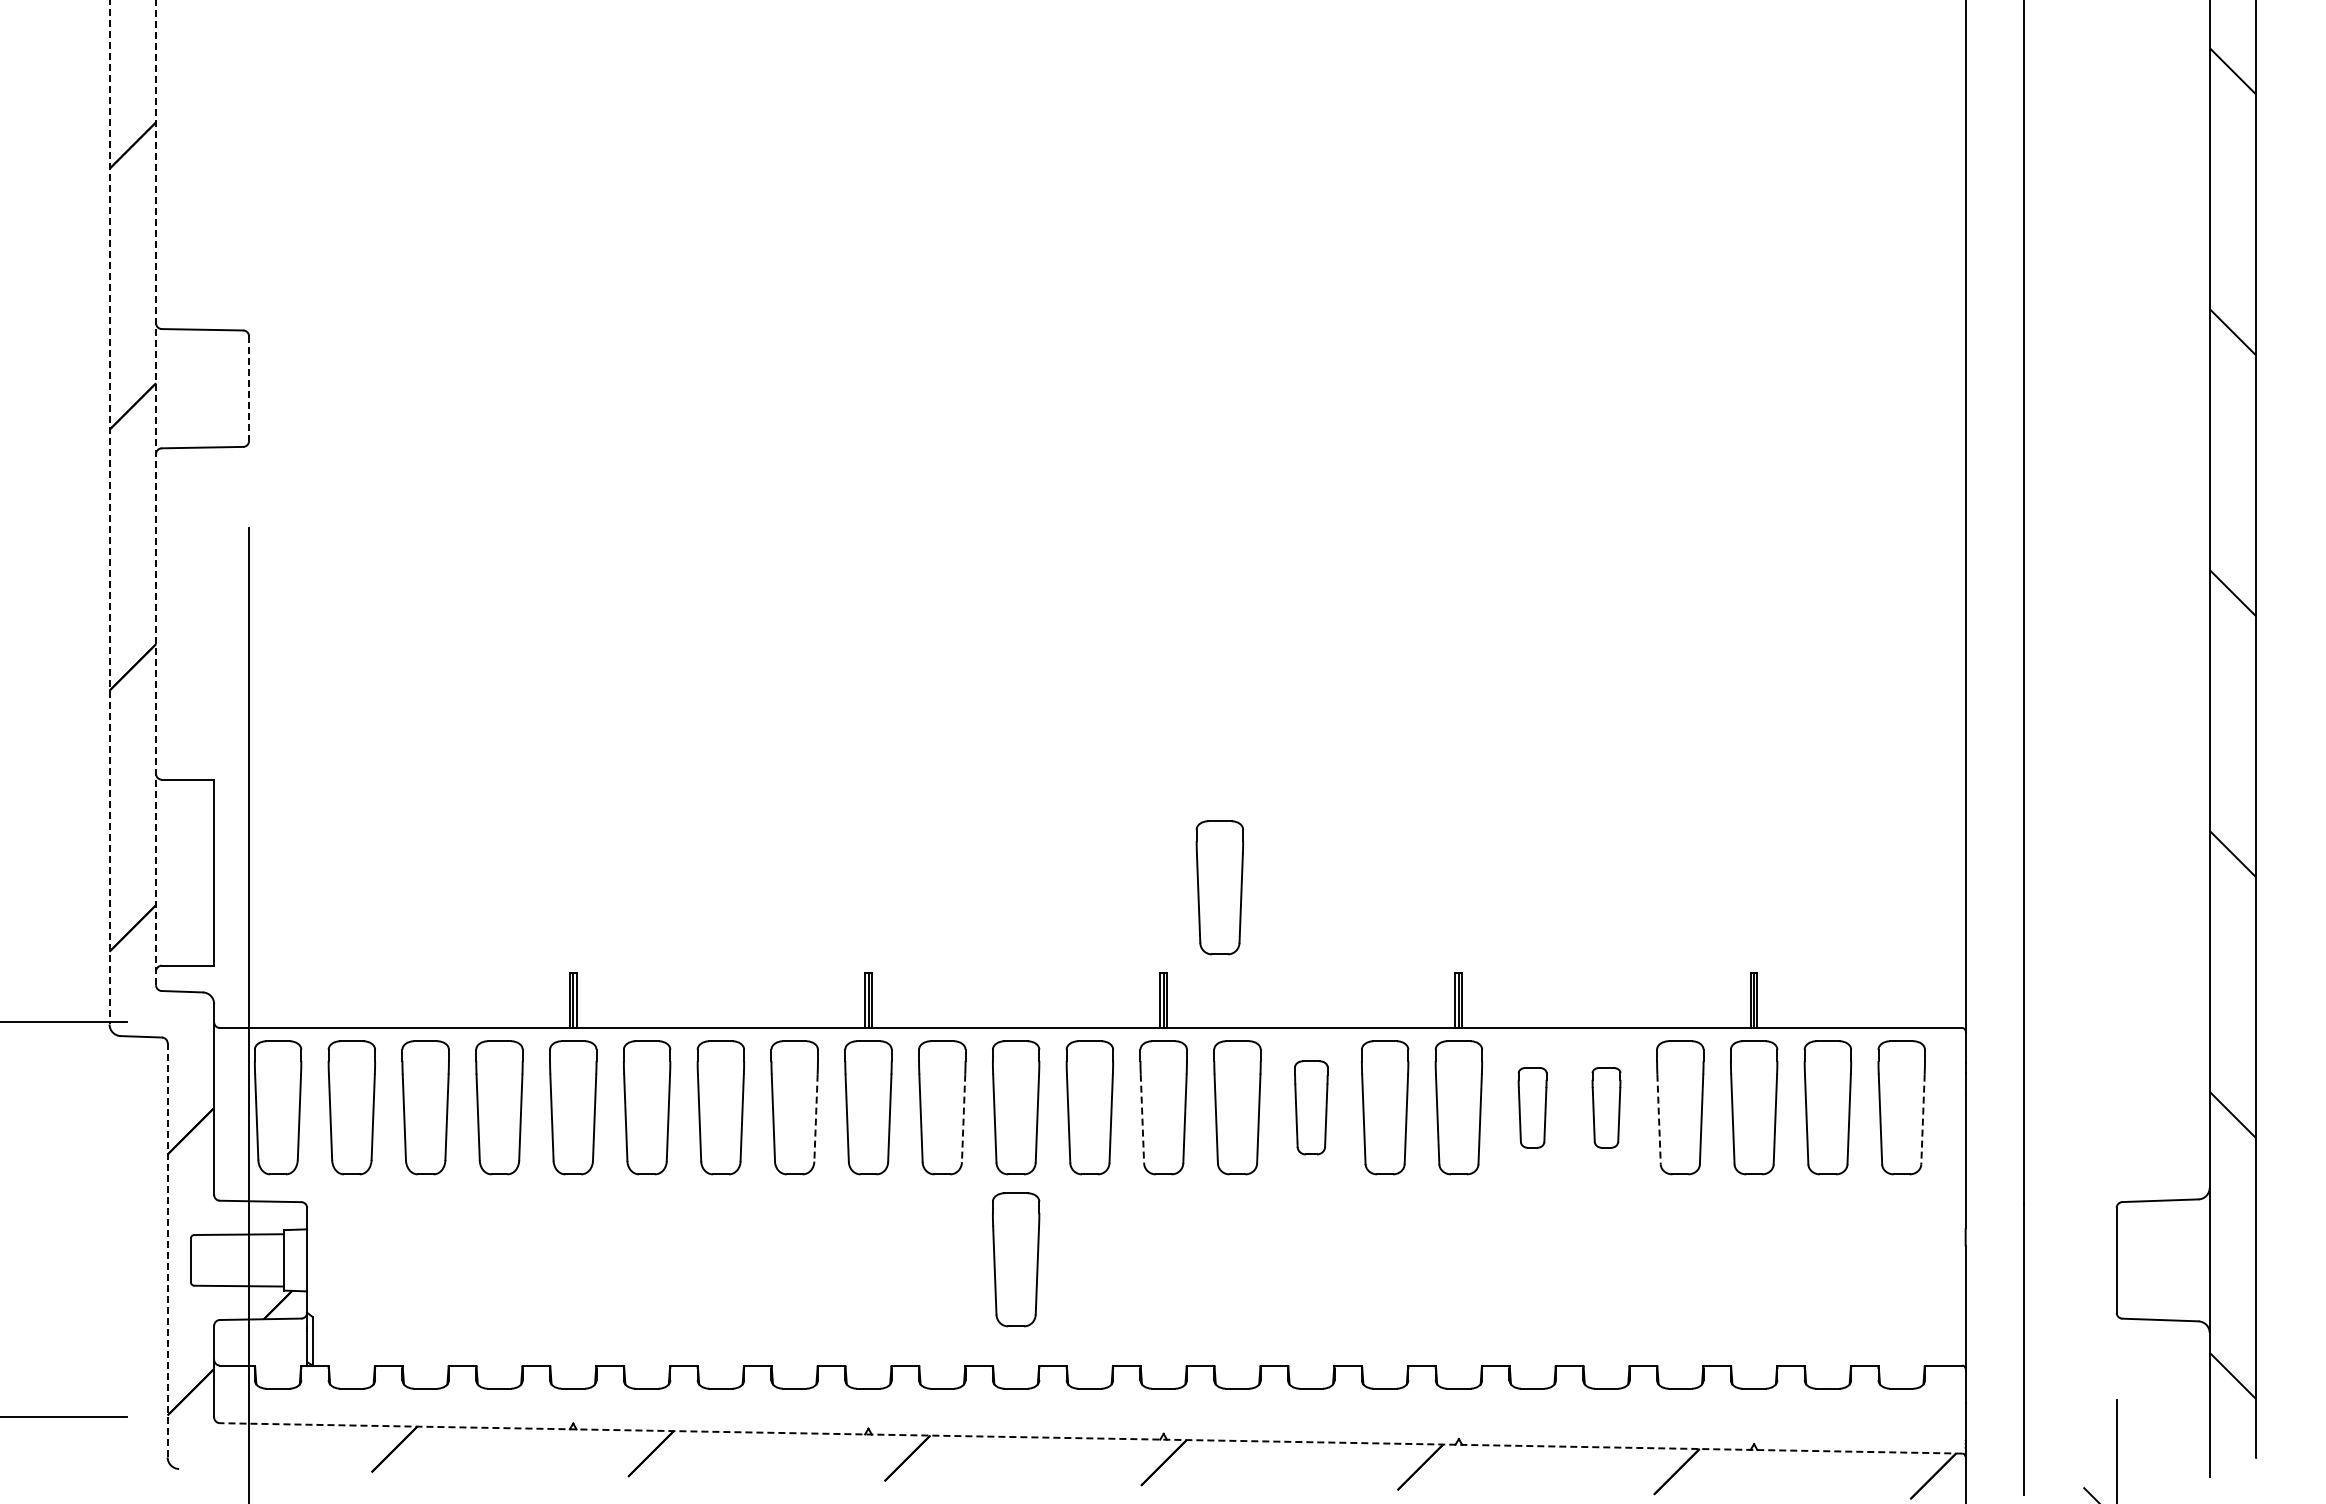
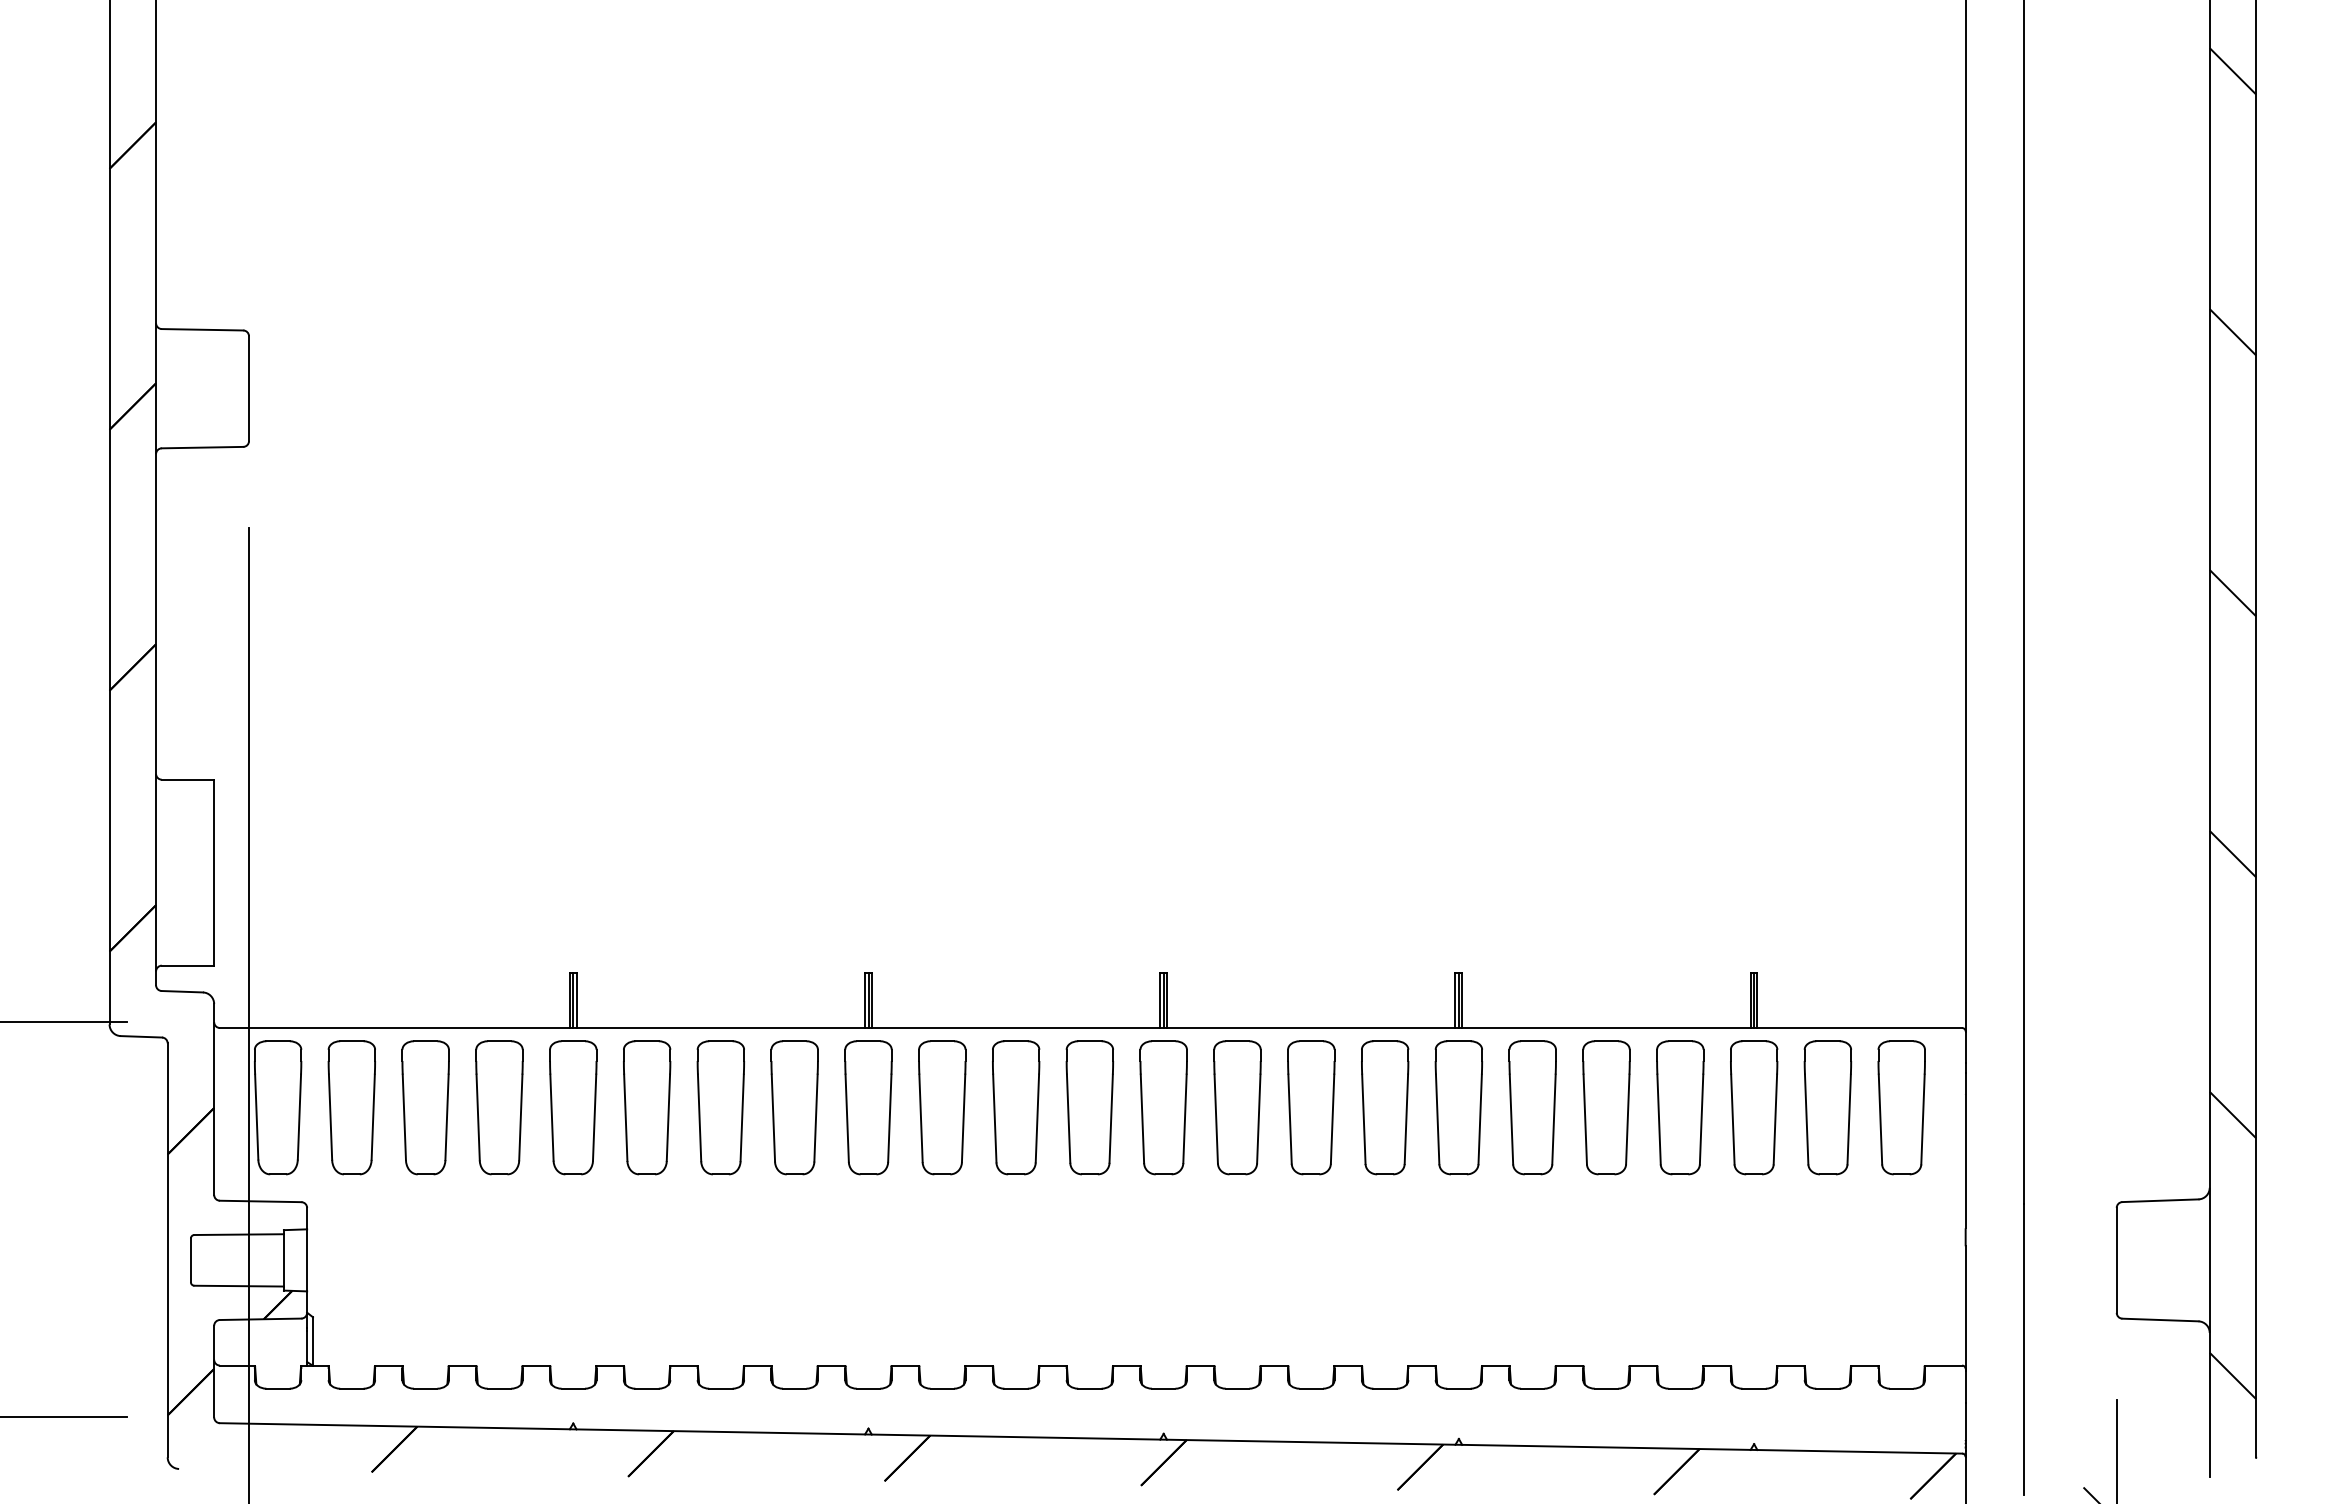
line: dashed -> solid (249, 389)
line: dashed -> solid (156, 492)
line: dashed -> solid (109, 512)
part: present -> none (1219, 887)
part size: 35x96 px -> 49x136 px (1311, 1107)
part size: 31x82 px -> 49x136 px (1532, 1107)
part size: 31x82 px -> 49x136 px (1606, 1107)
line: dashed -> solid (816, 1118)
line: dashed -> solid (963, 1118)
line: dashed -> solid (1142, 1119)
line: dashed -> solid (1659, 1119)
line: dashed -> solid (1922, 1119)
line: dashed -> solid (167, 1250)
part: present -> none (1016, 1259)
line: dashed -> solid (1090, 1438)
